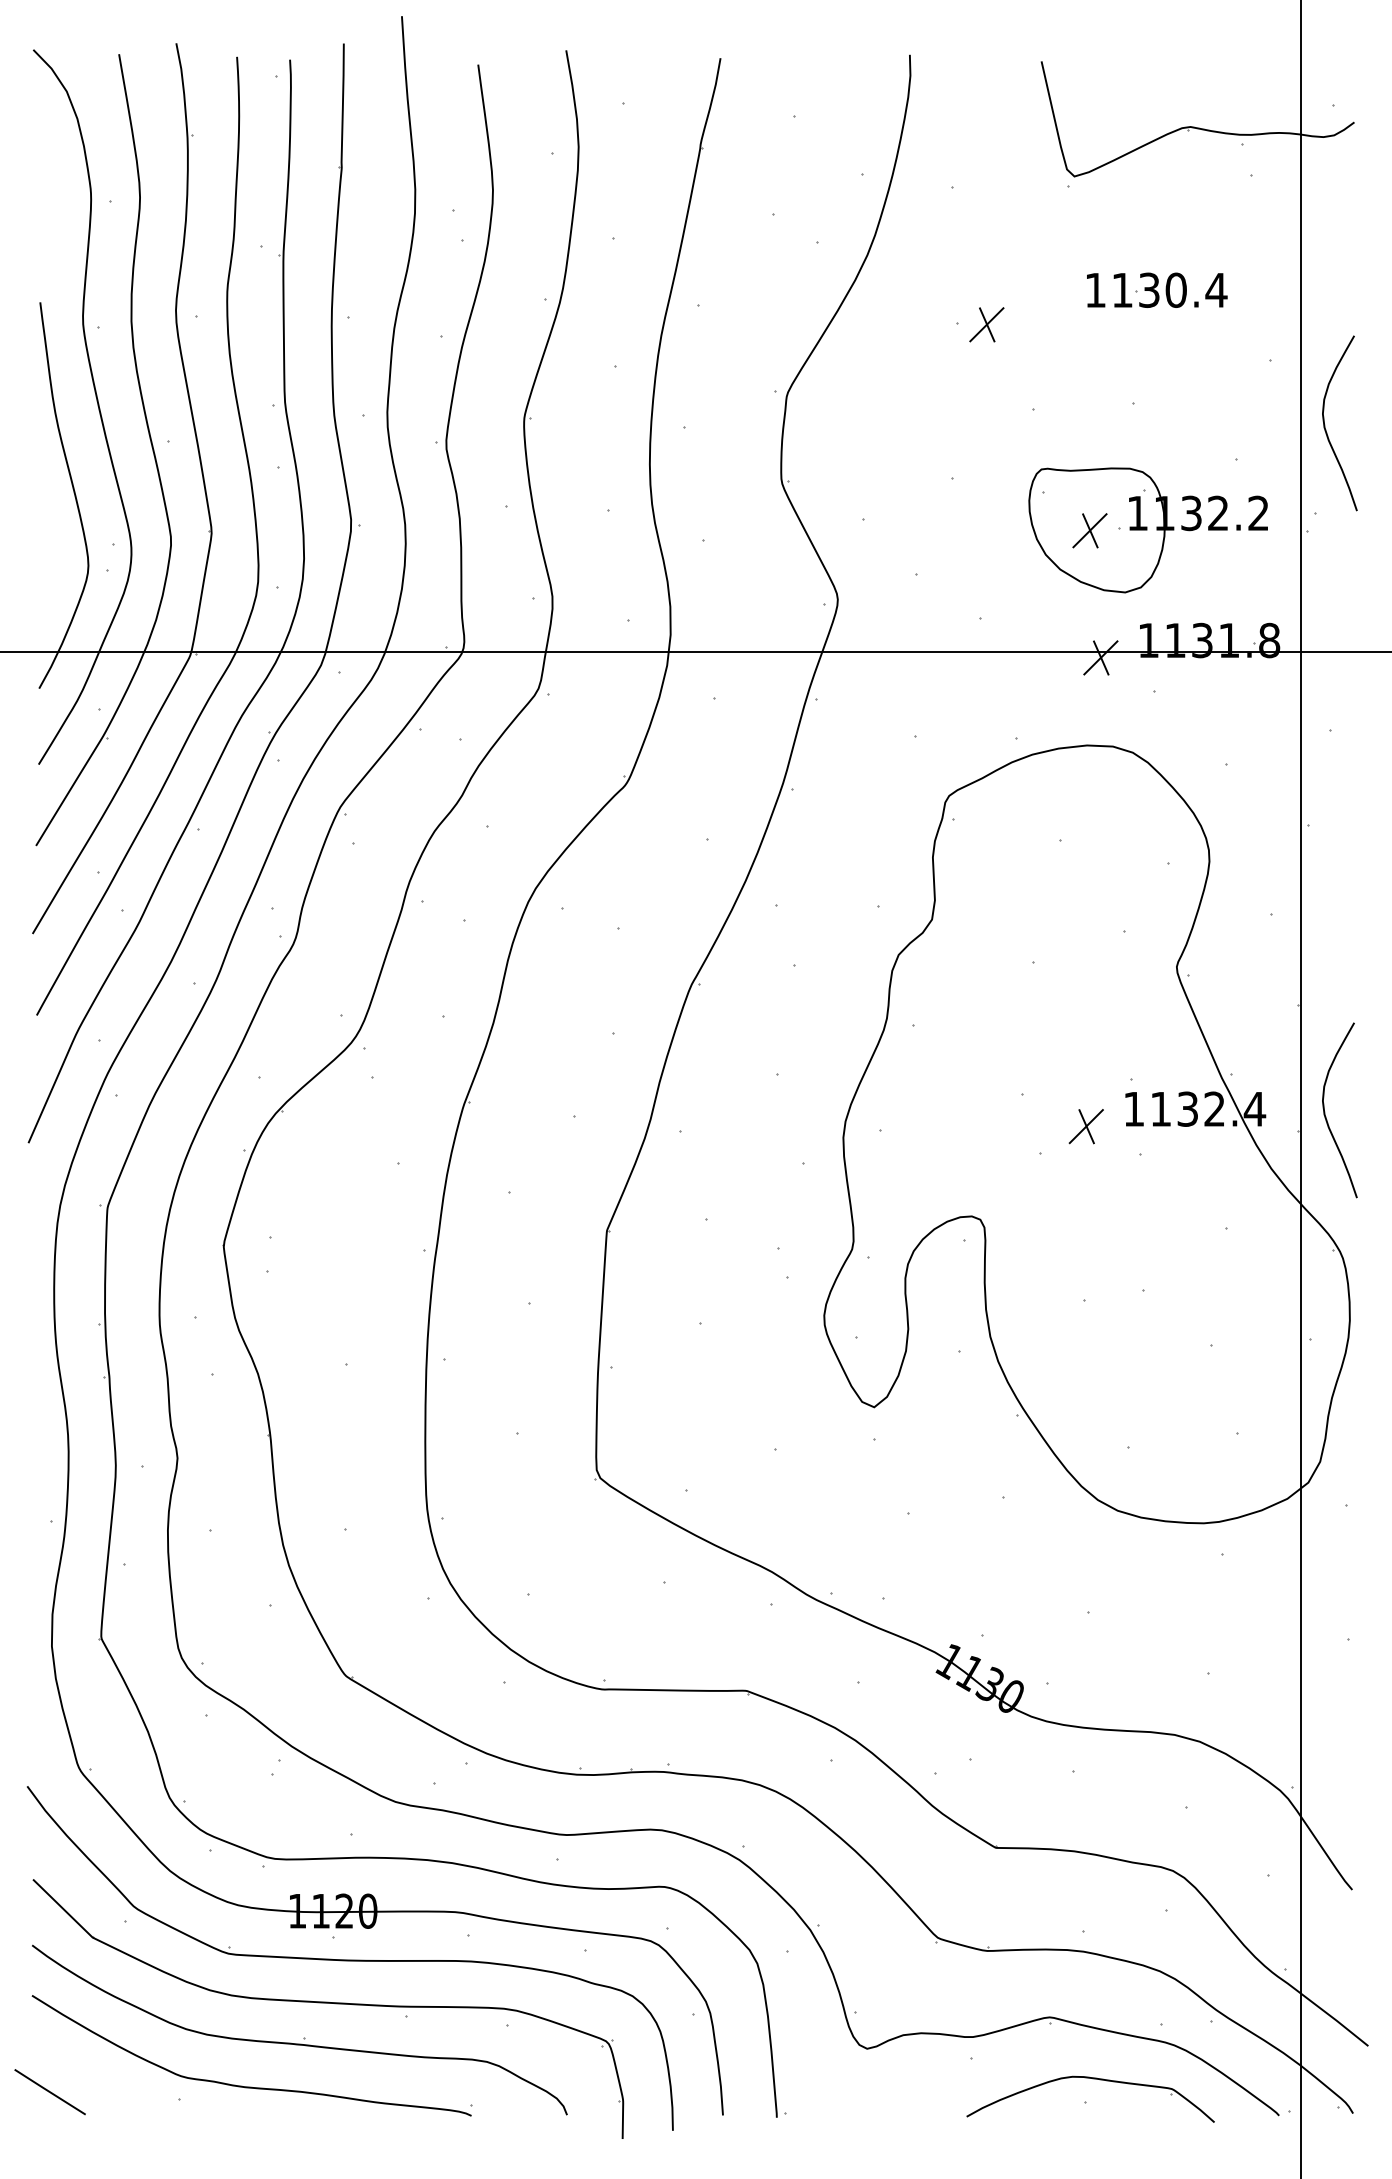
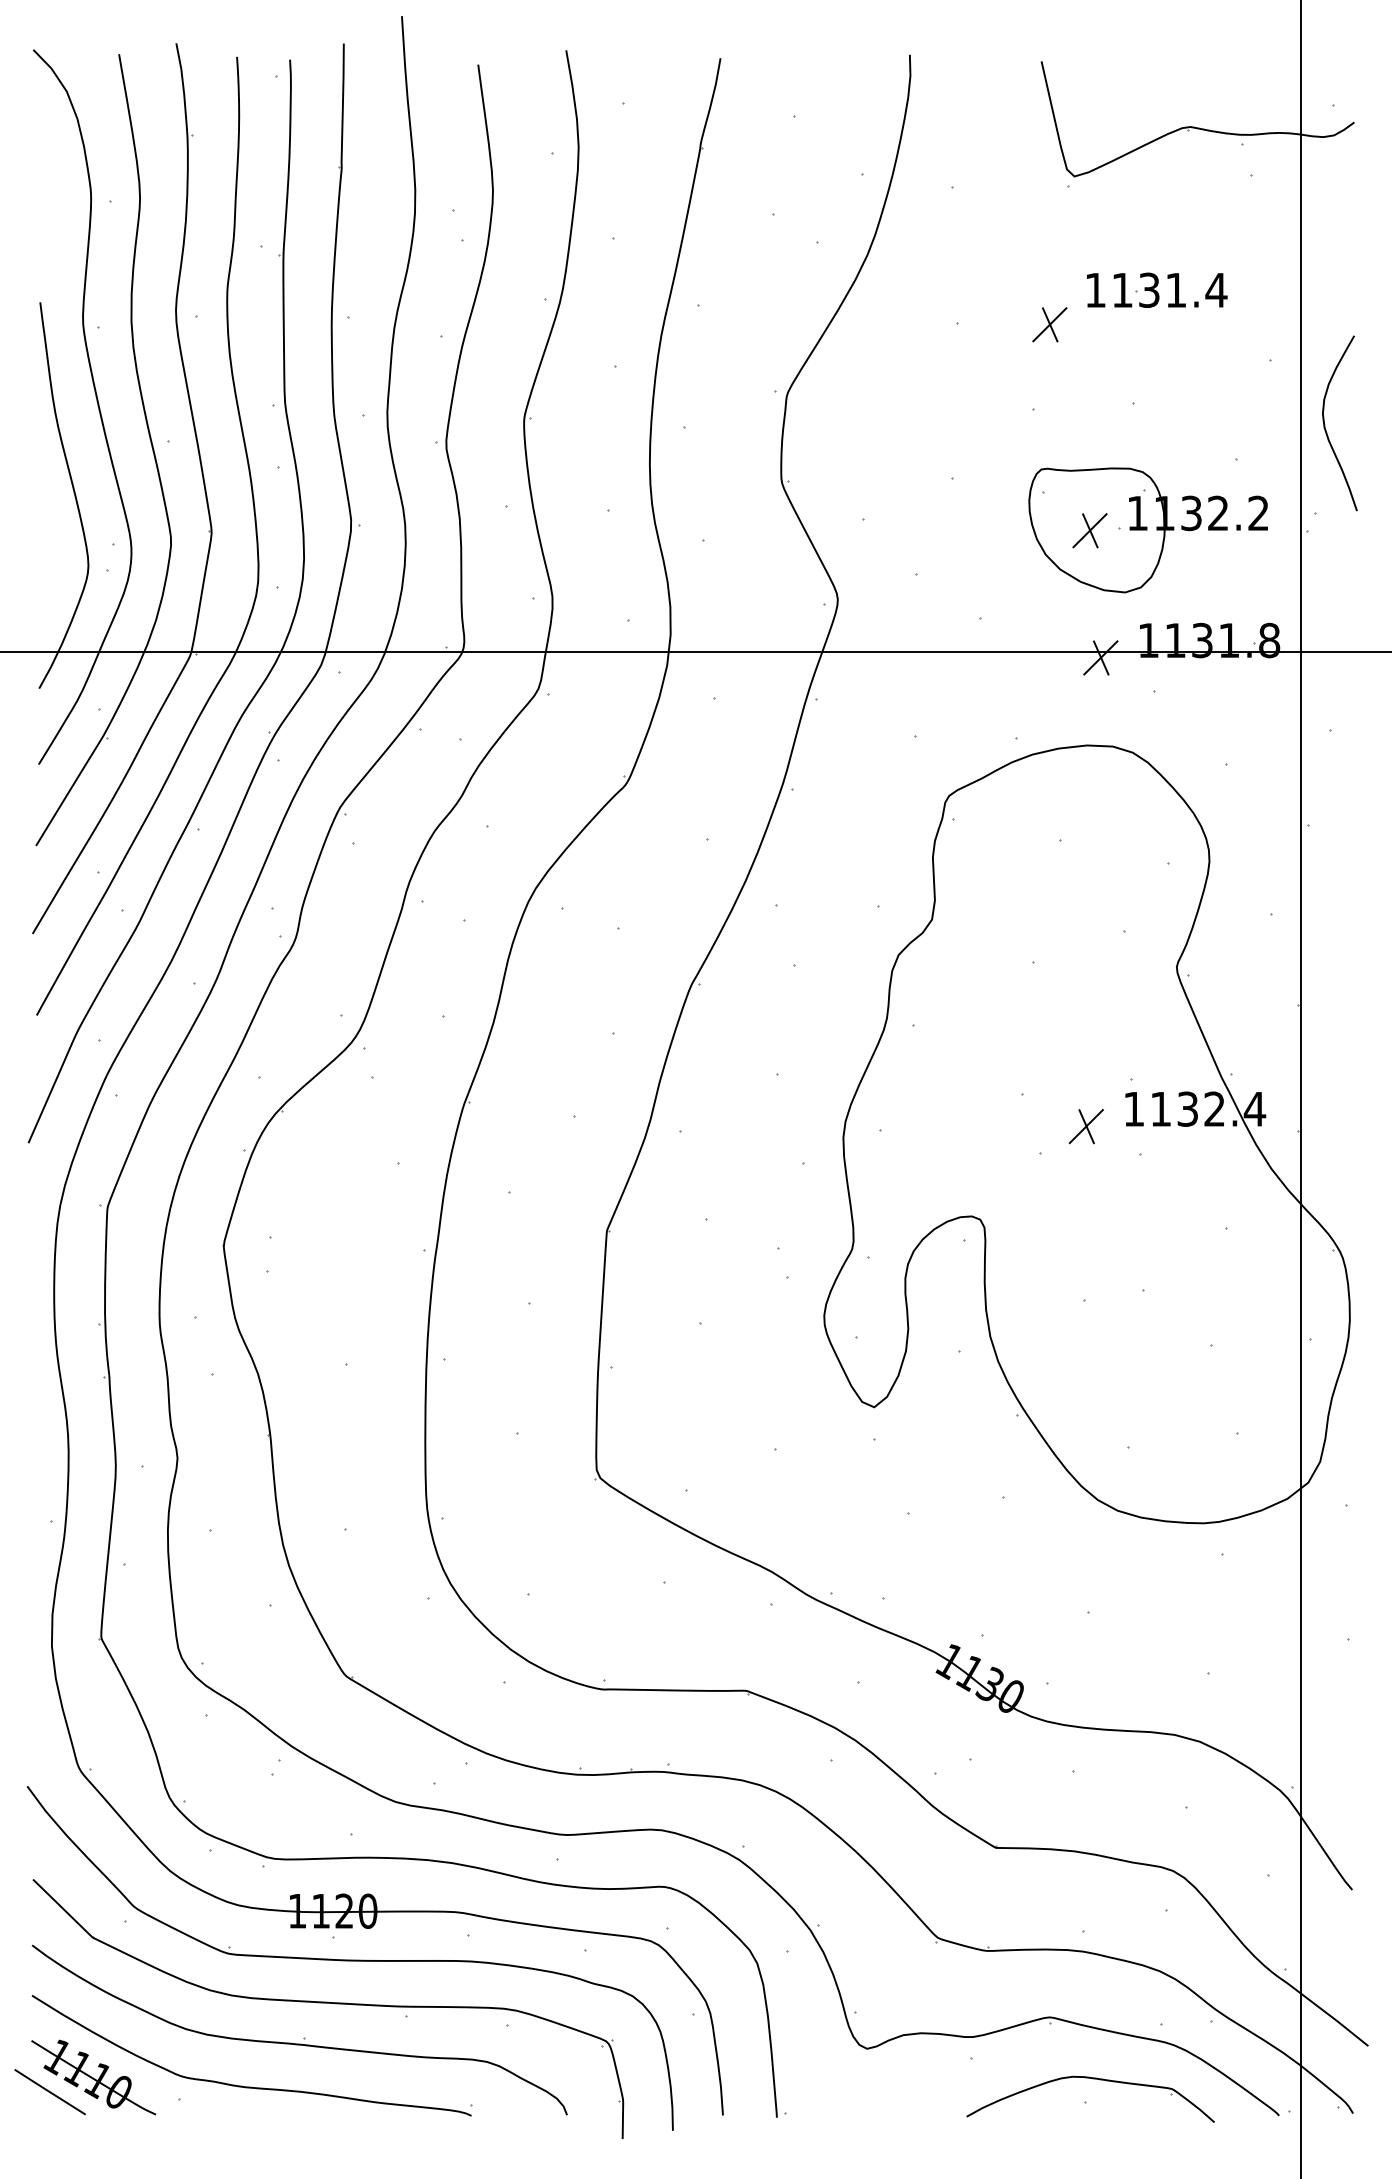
text: 1130.4 -> 1131.4 (1175, 289)
part position: (986, 324) -> (1049, 324) (1049, 324)
curve: present -> none (1325, 1111)
part: none -> present (93, 2077)
